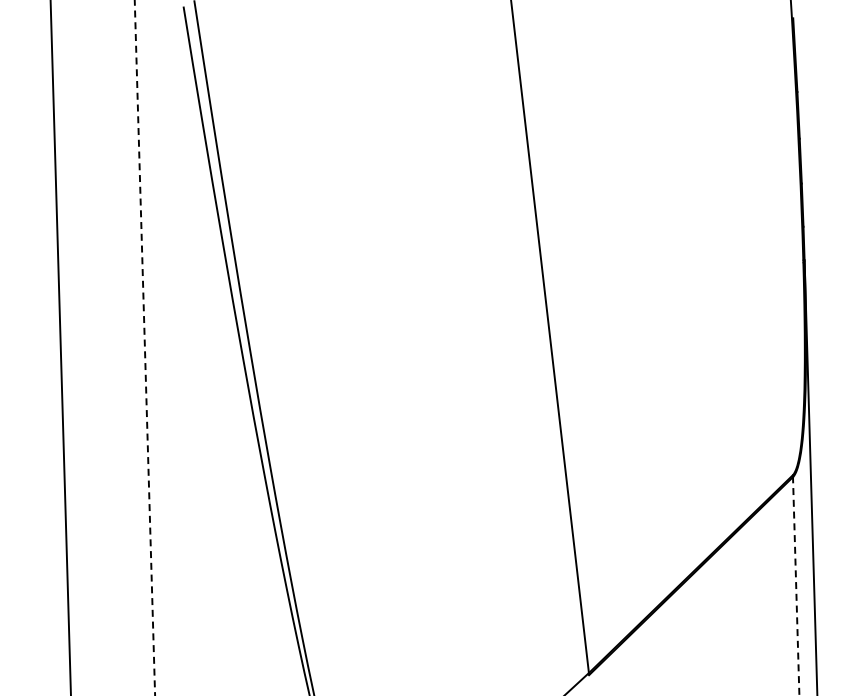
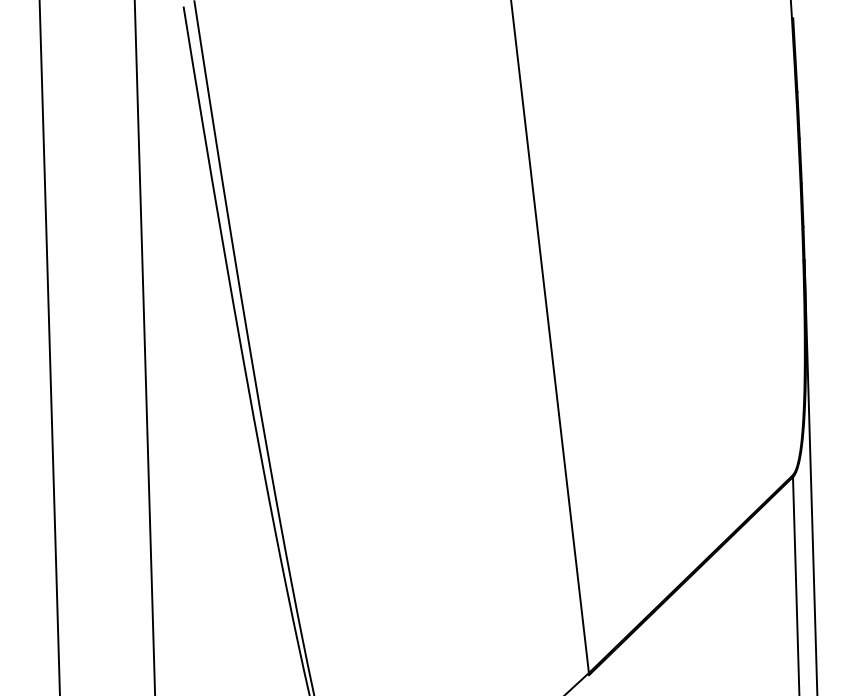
line position: (60, 347) -> (49, 347) (49, 347)
line: dashed -> solid (144, 348)
line: dashed -> solid (796, 586)
